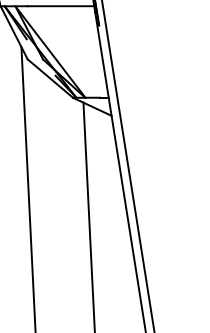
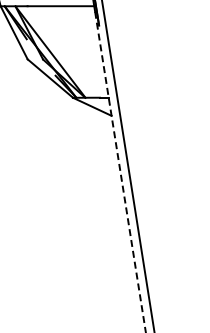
line: solid -> dashed (120, 172)
line: present -> none (28, 188)
line: present -> none (88, 215)
